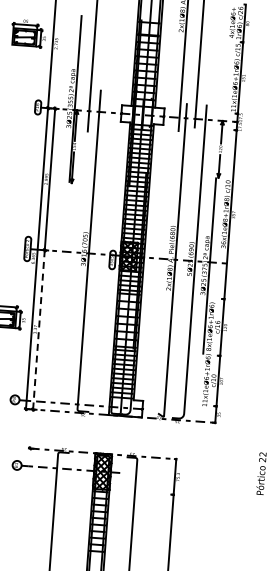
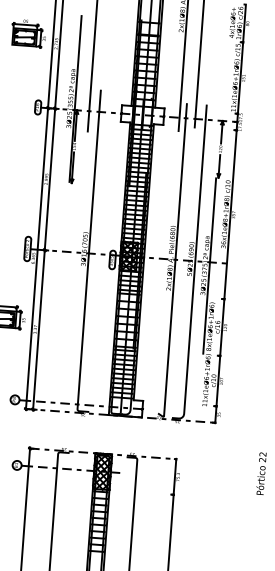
line: none -> present (58, 55)
line: dashed -> solid (38, 329)
line: none -> present (25, 507)
